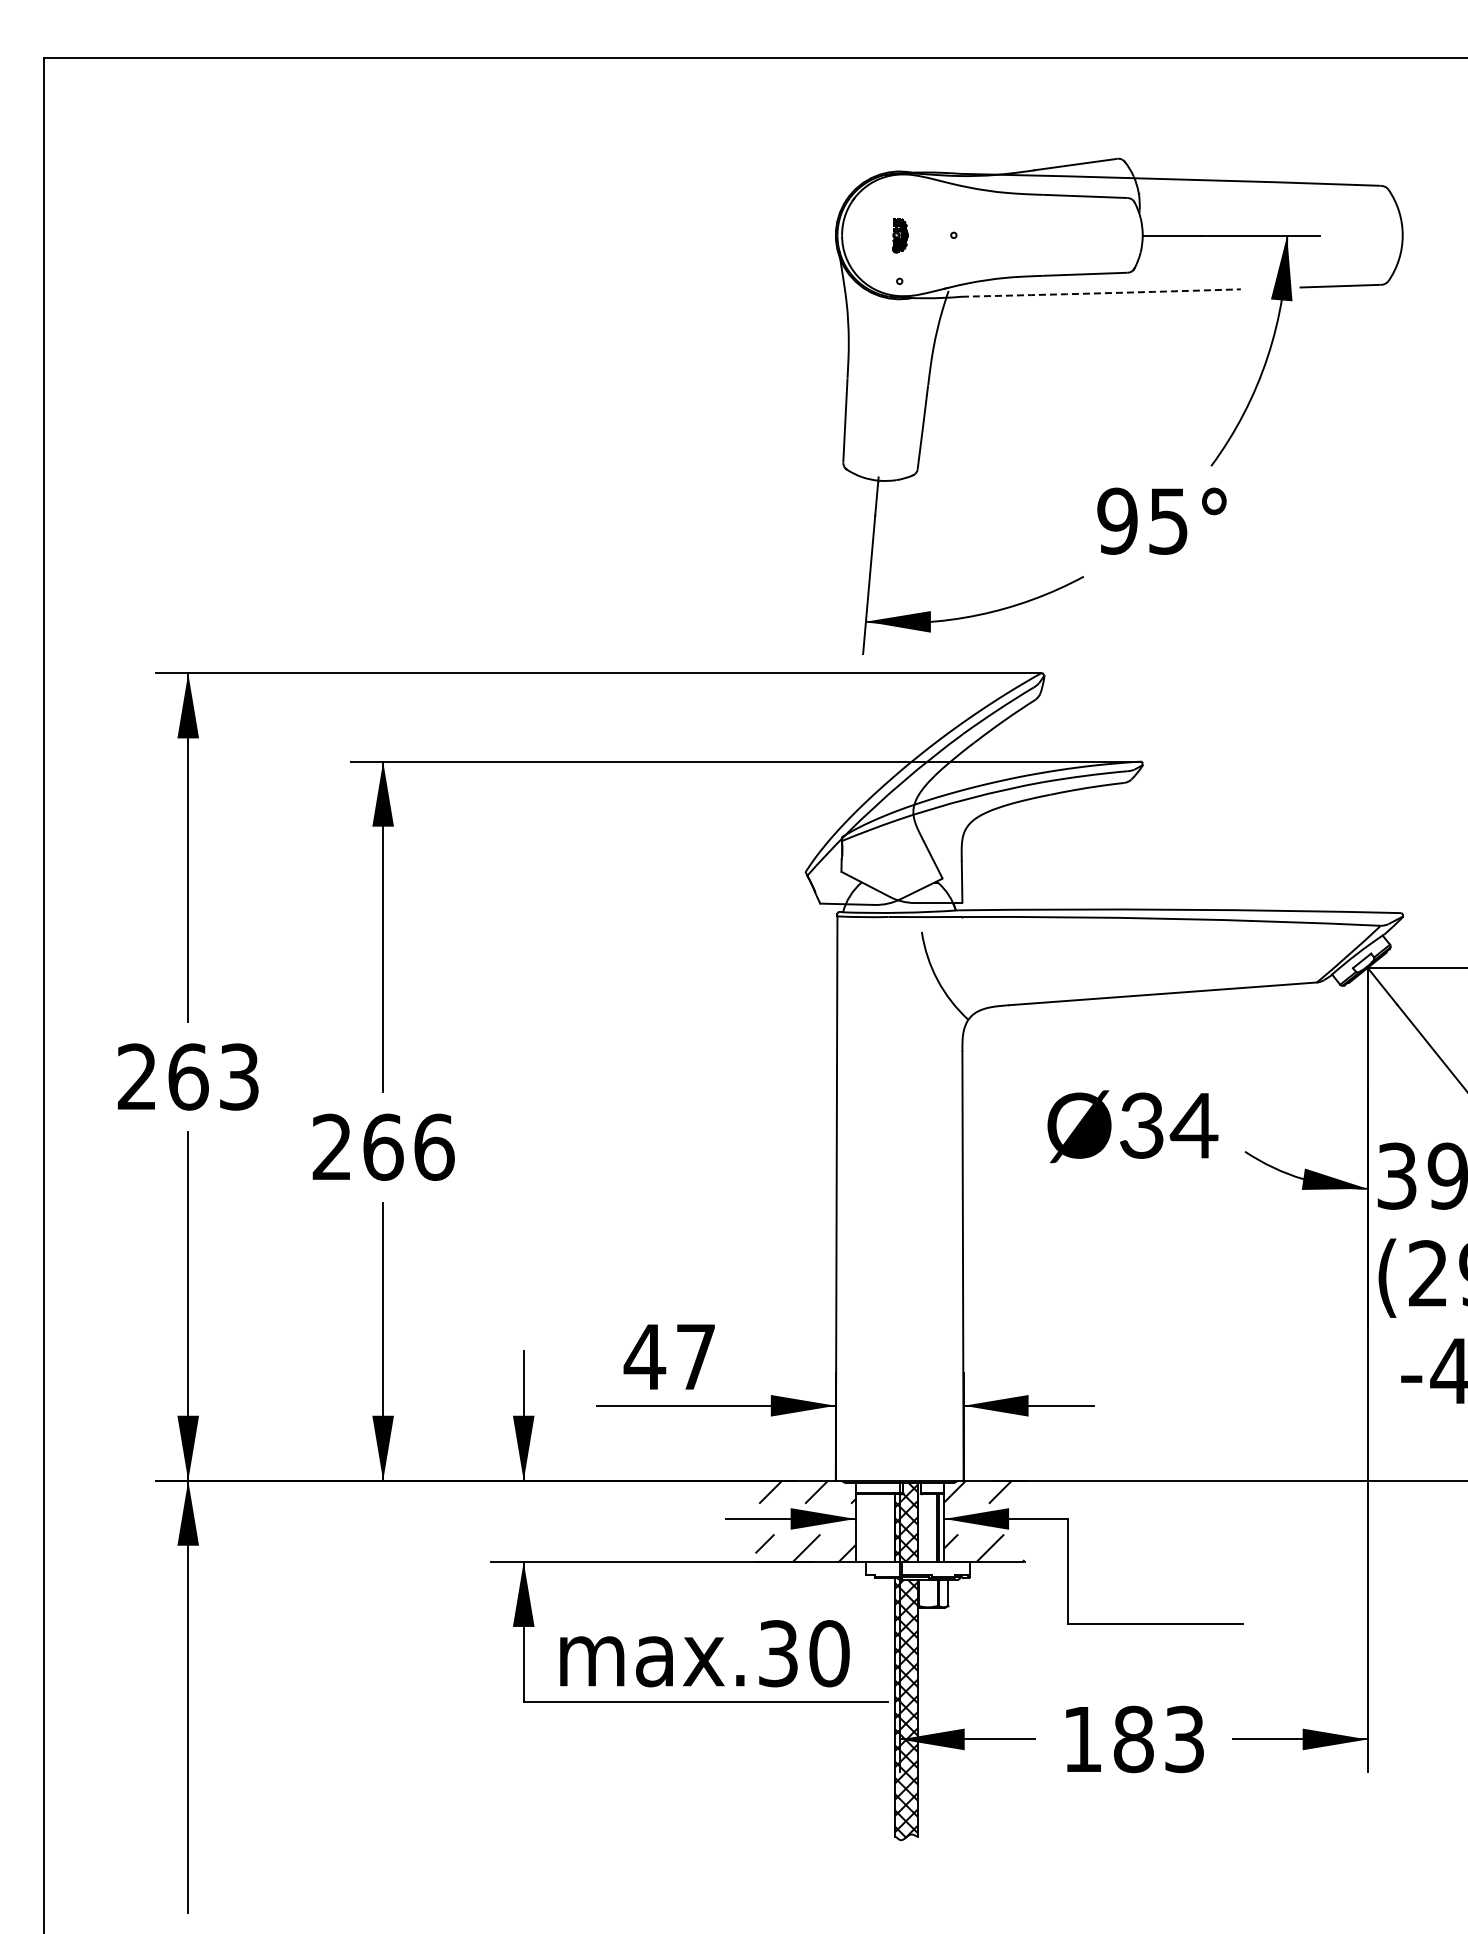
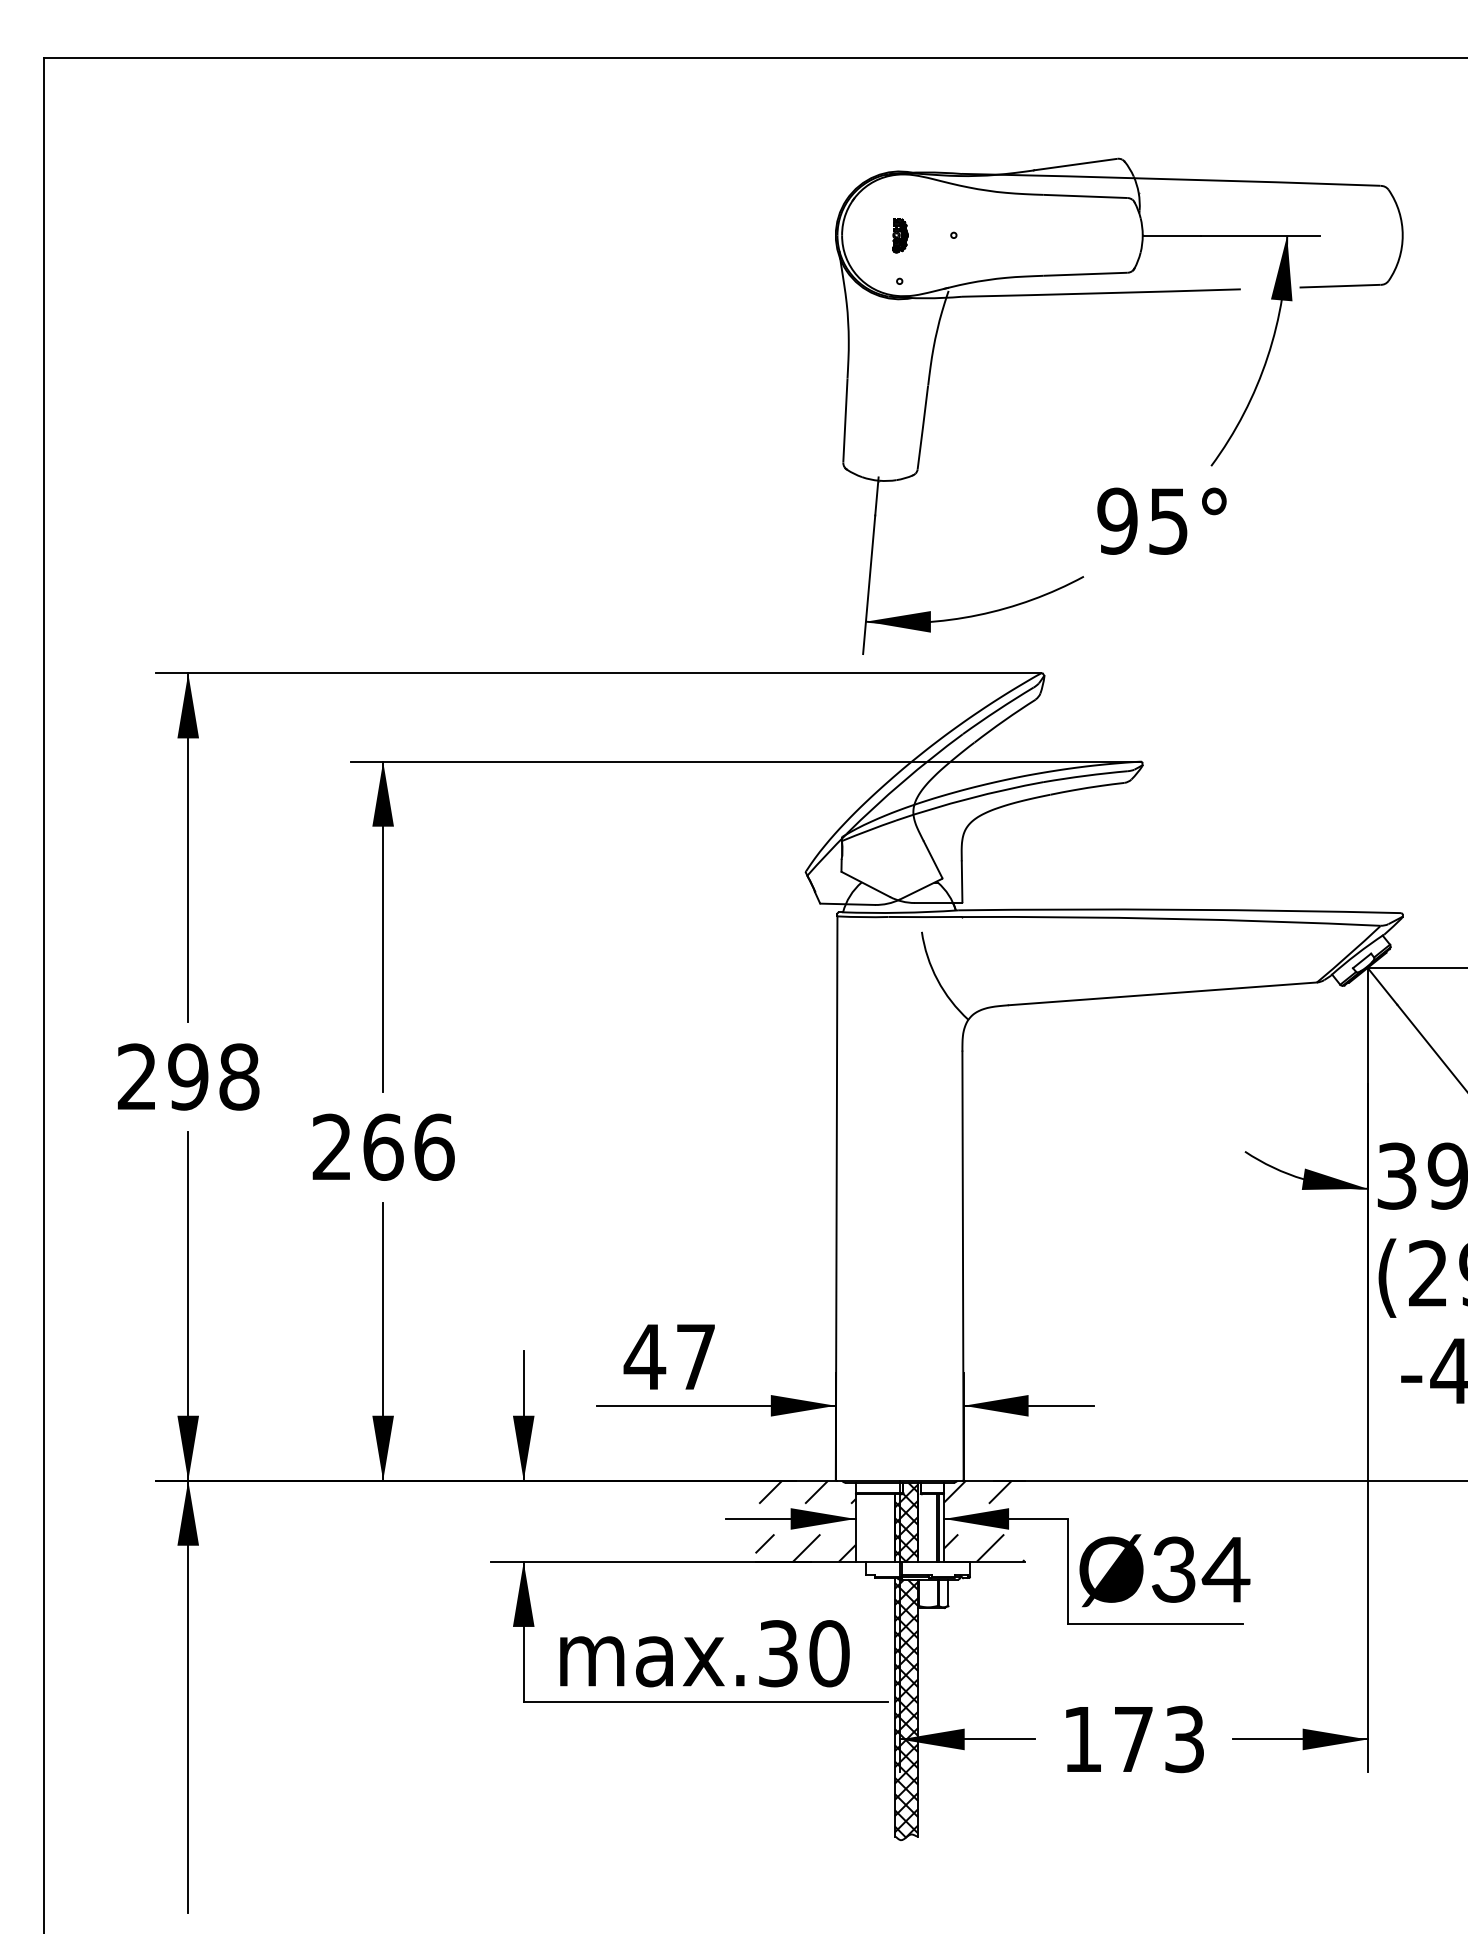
arc: dashed -> solid (1101, 293)
text: 263 -> 298 (213, 1076)
text position: (1132, 1126) -> (1164, 1570) (1164, 1570)
text: 183 -> 173 (1133, 1739)
